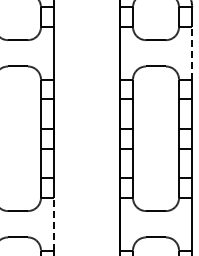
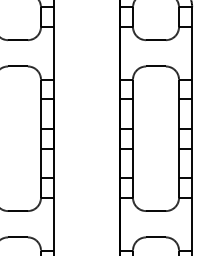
line: dashed -> solid (192, 52)
line: dashed -> solid (54, 223)
